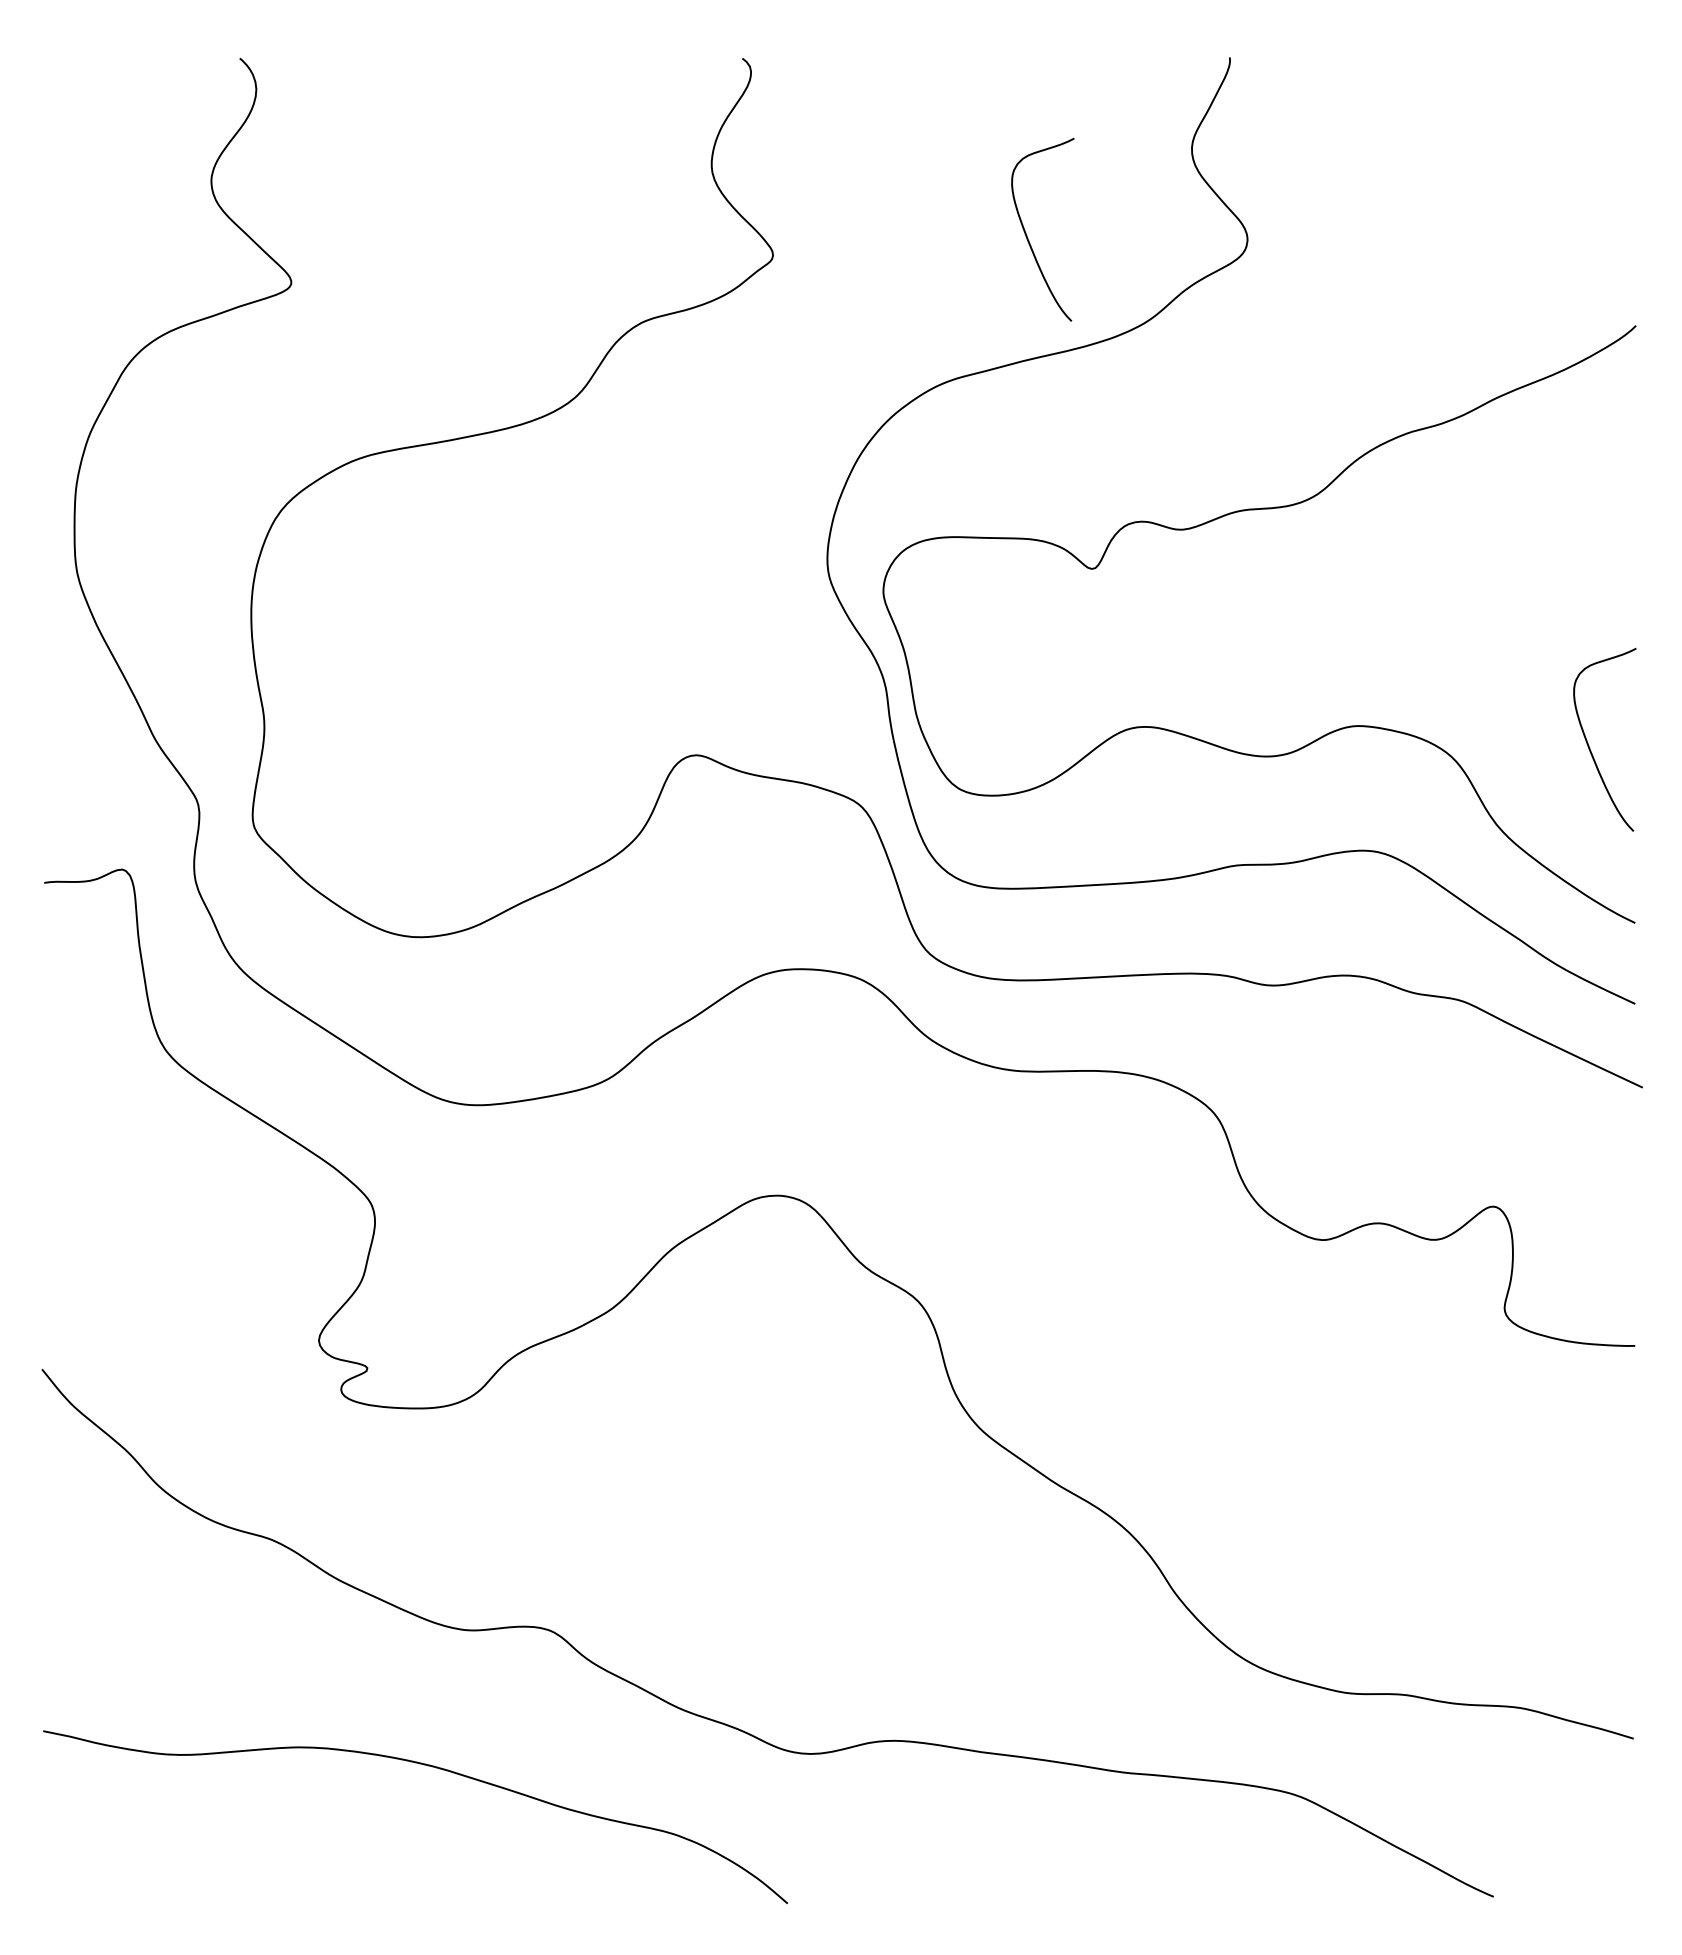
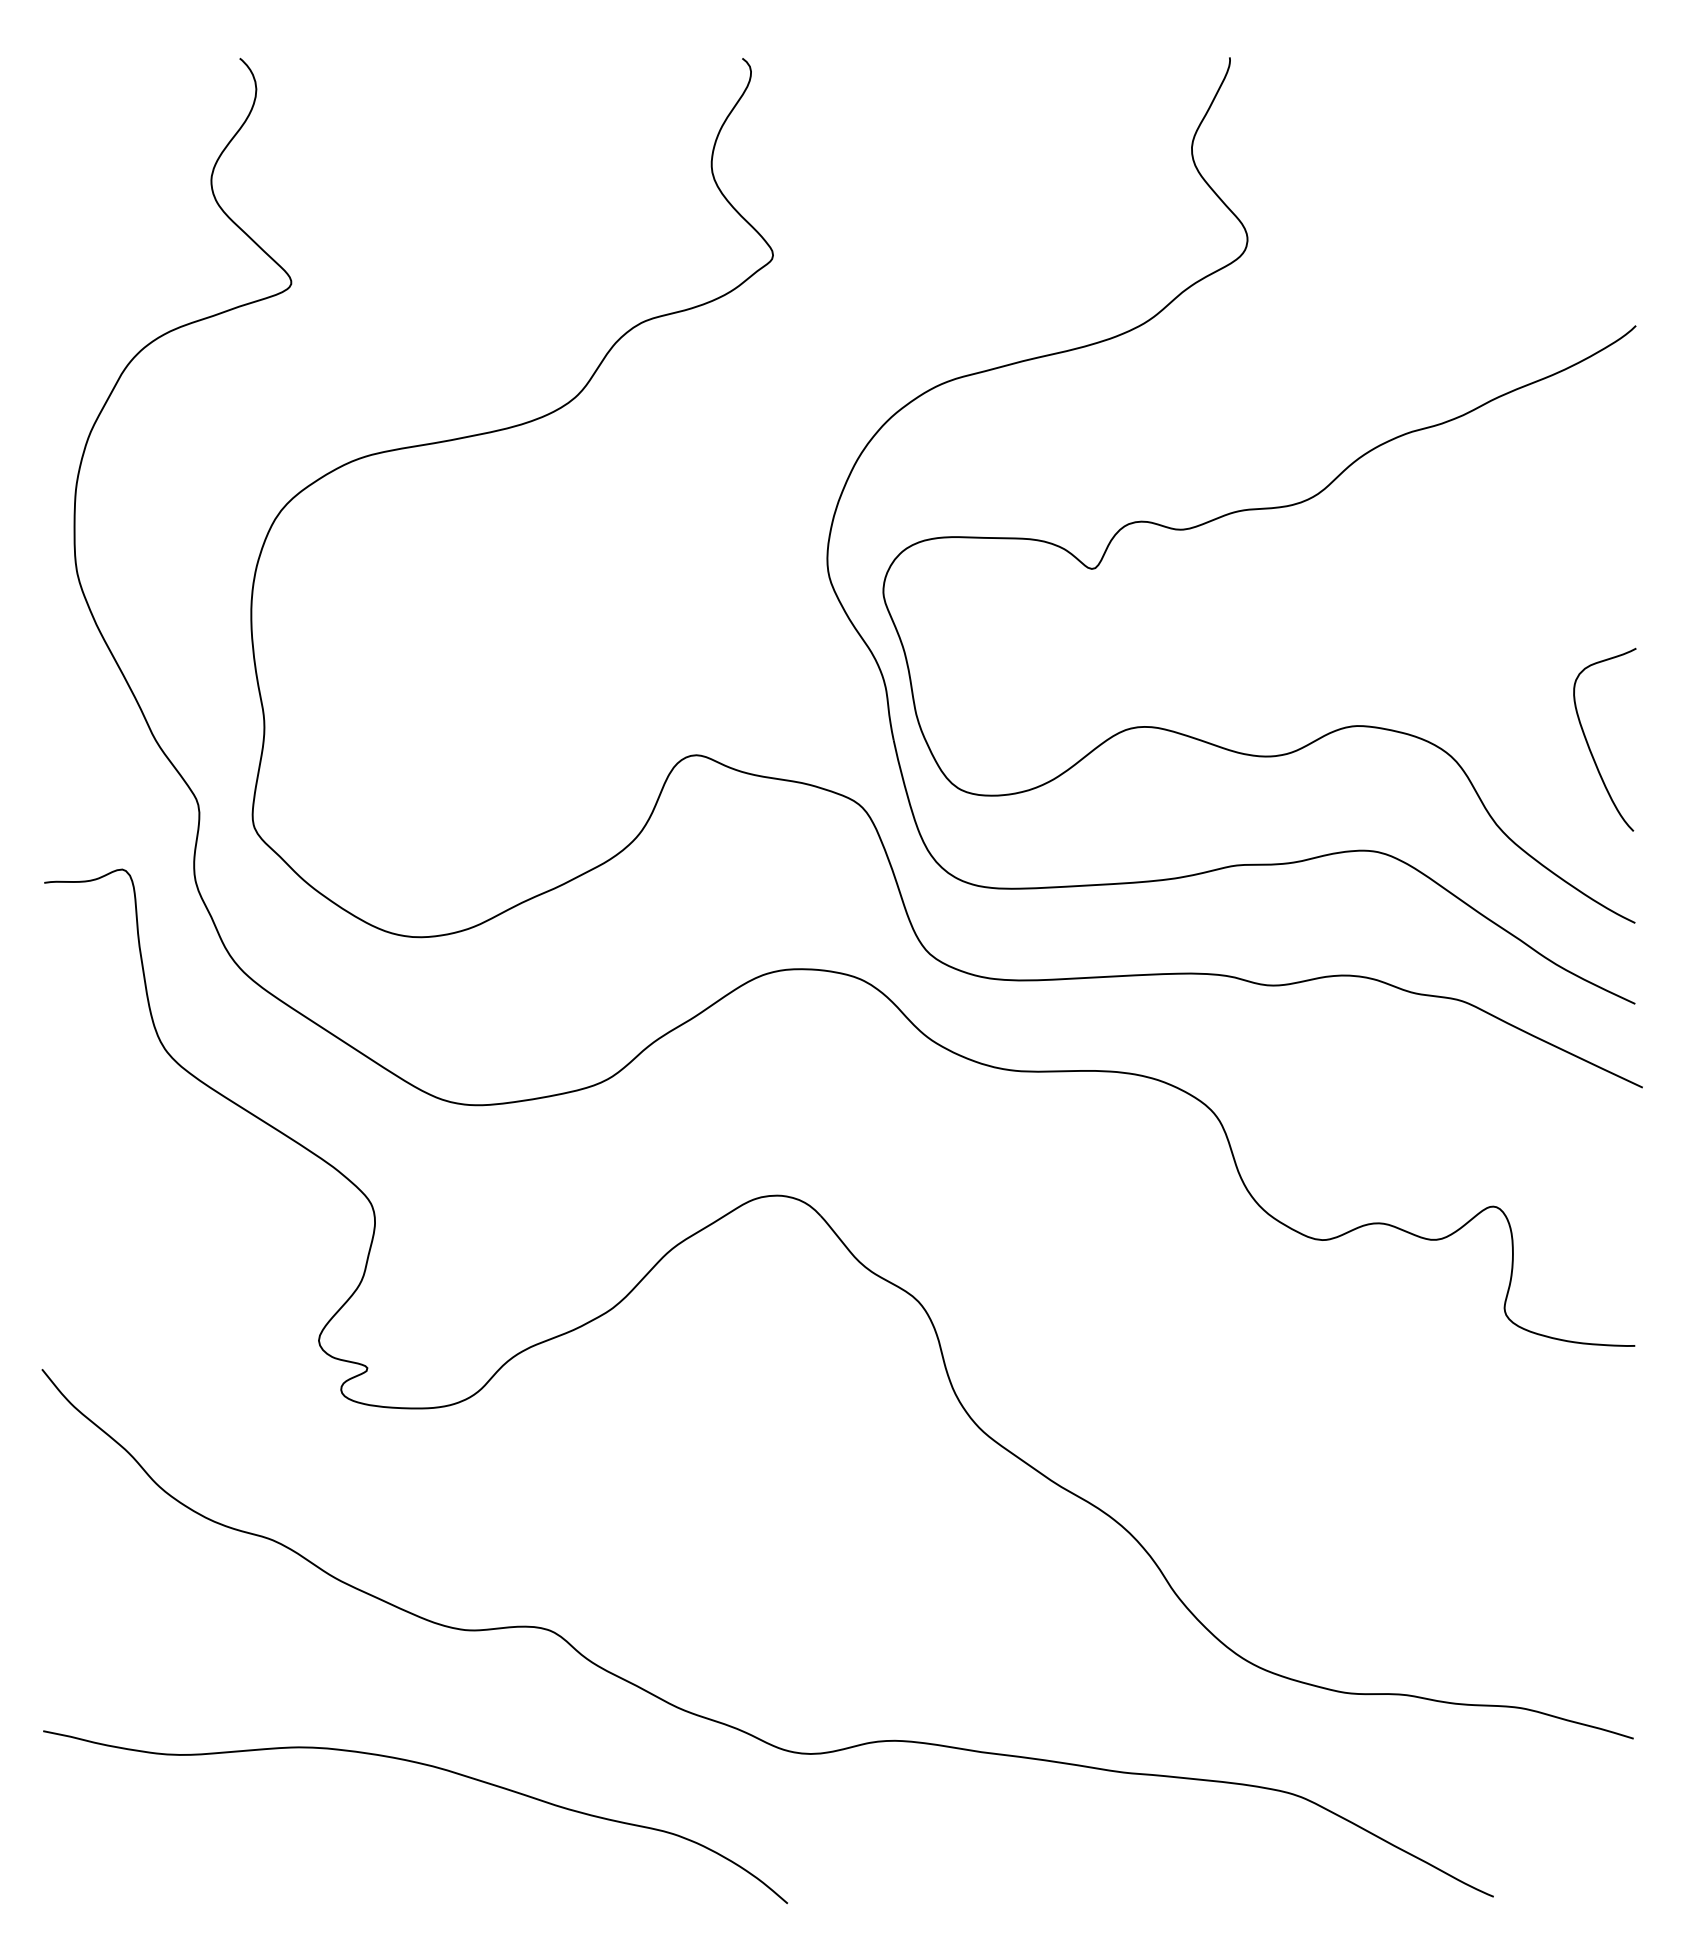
curve: present -> none (1027, 235)
